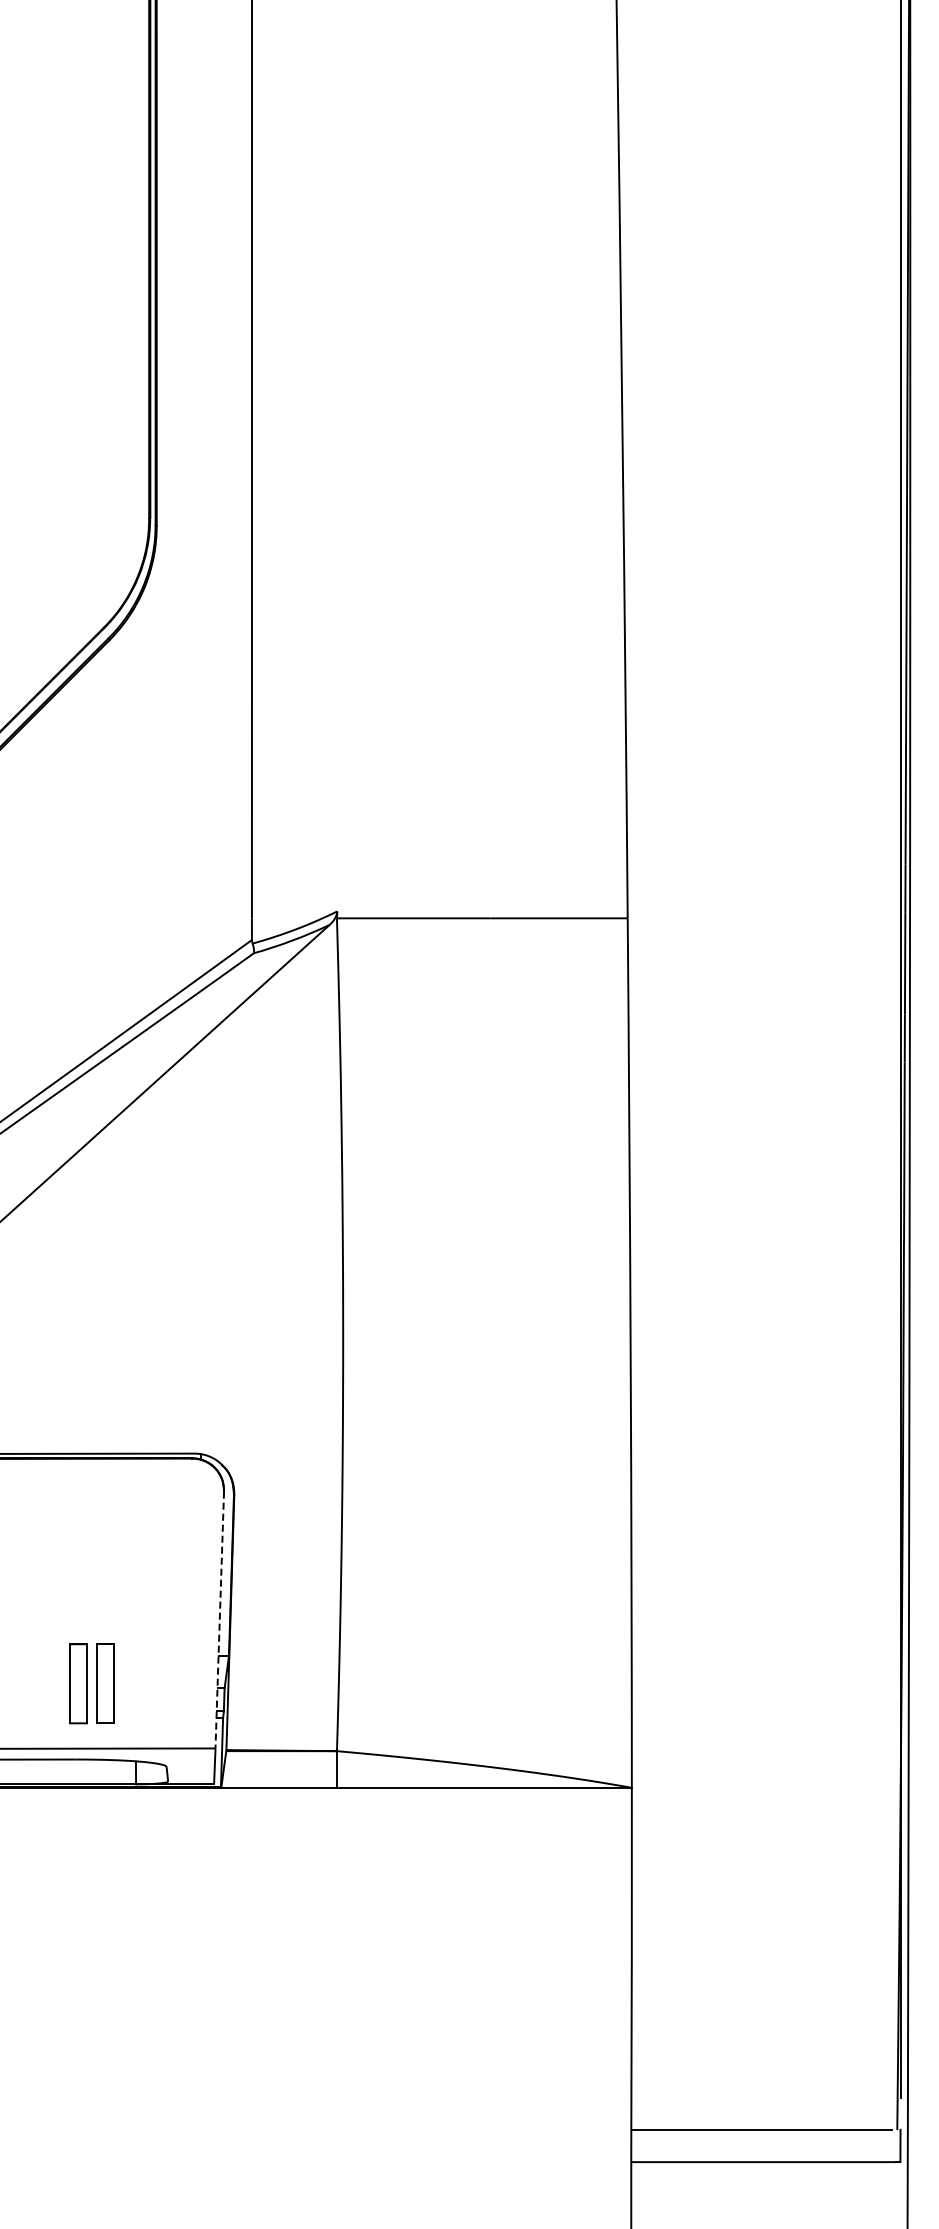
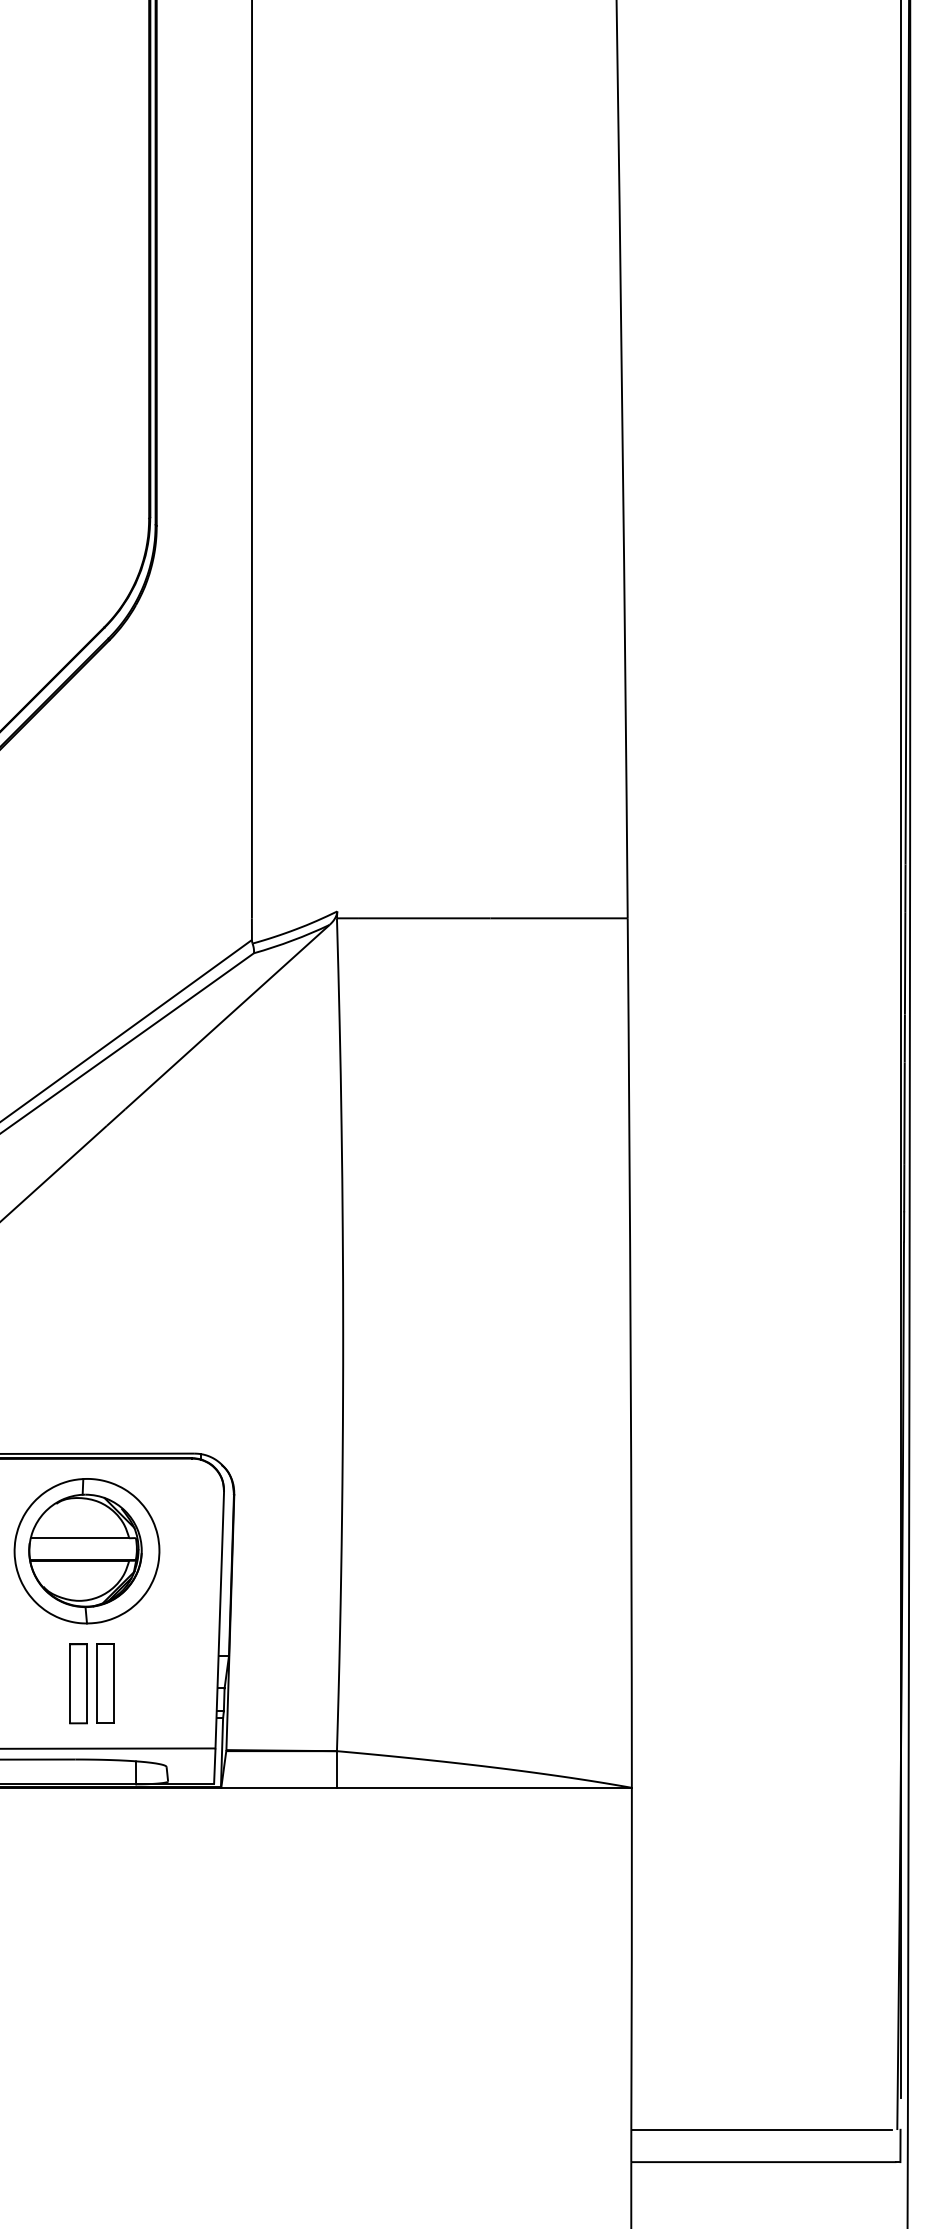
part: none -> present (86, 1551)
line: dashed -> solid (219, 1620)
